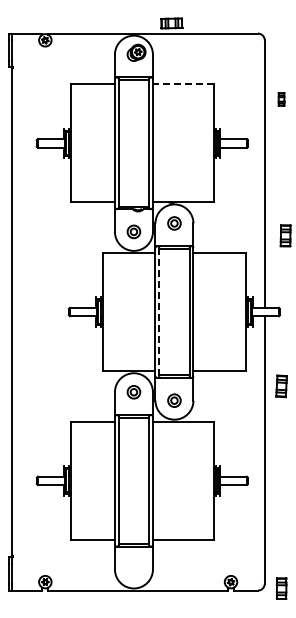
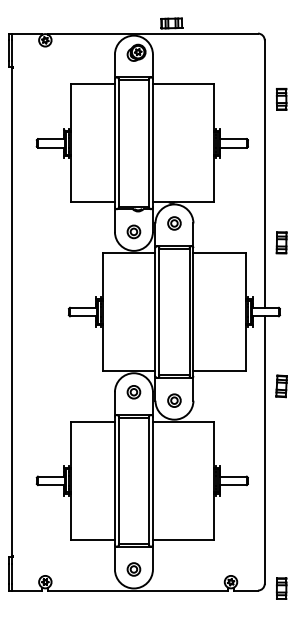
line: dashed -> solid (183, 84)
part size: 9x15 px -> 13x23 px (281, 99)
part position: (285, 235) -> (281, 242) (281, 242)
line: dashed -> solid (159, 311)
part: none -> present (133, 569)
